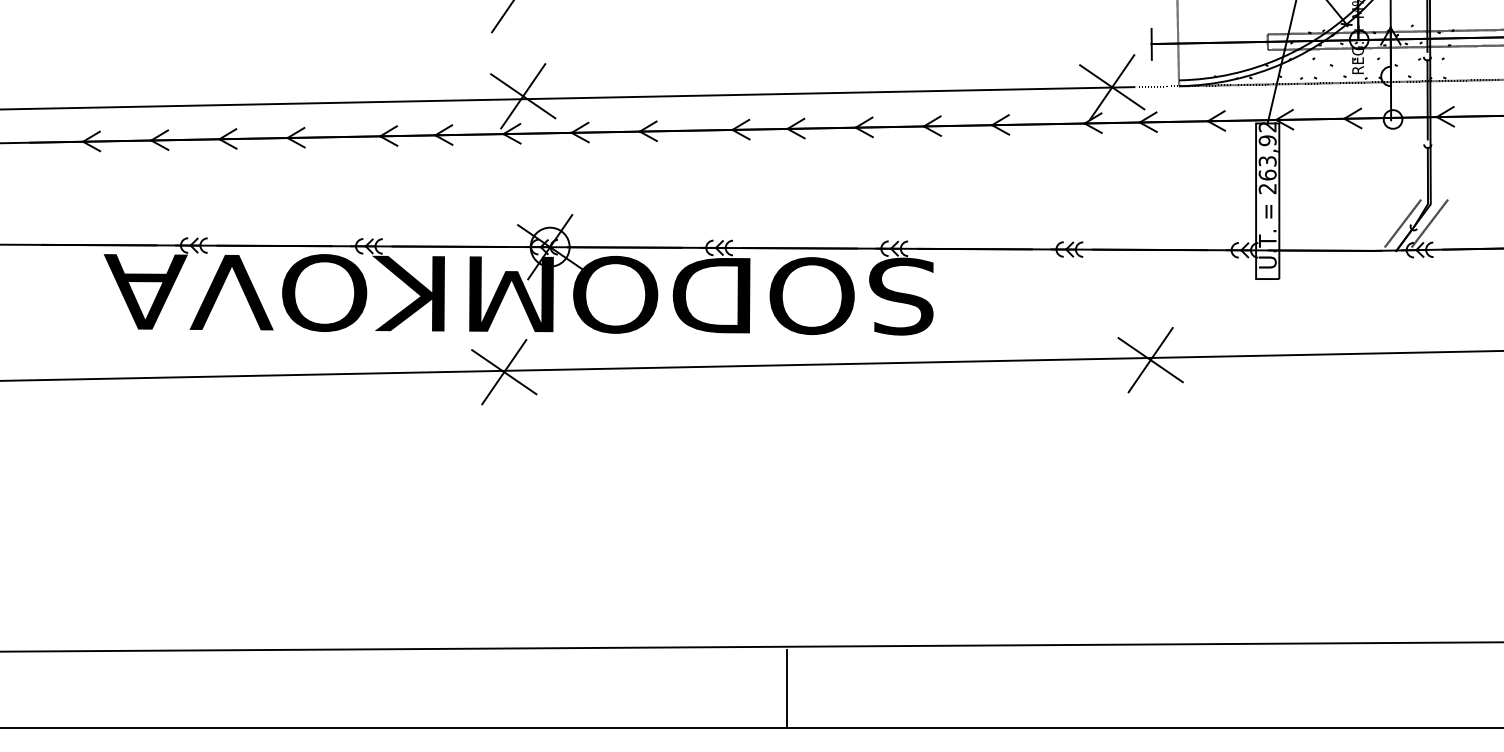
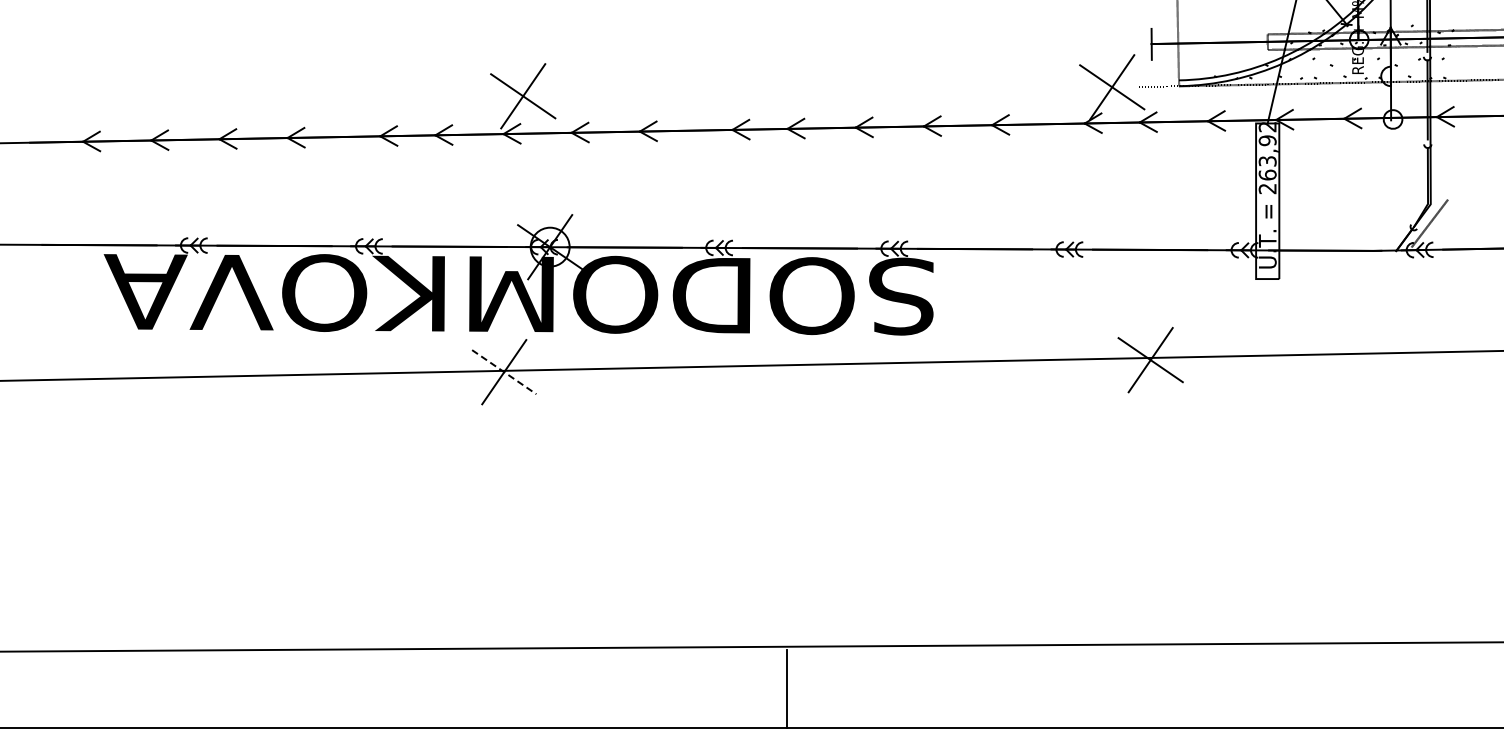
line: present -> none (502, 17)
line: present -> none (568, 98)
line: present -> none (1402, 223)
line: solid -> dashed (504, 372)
